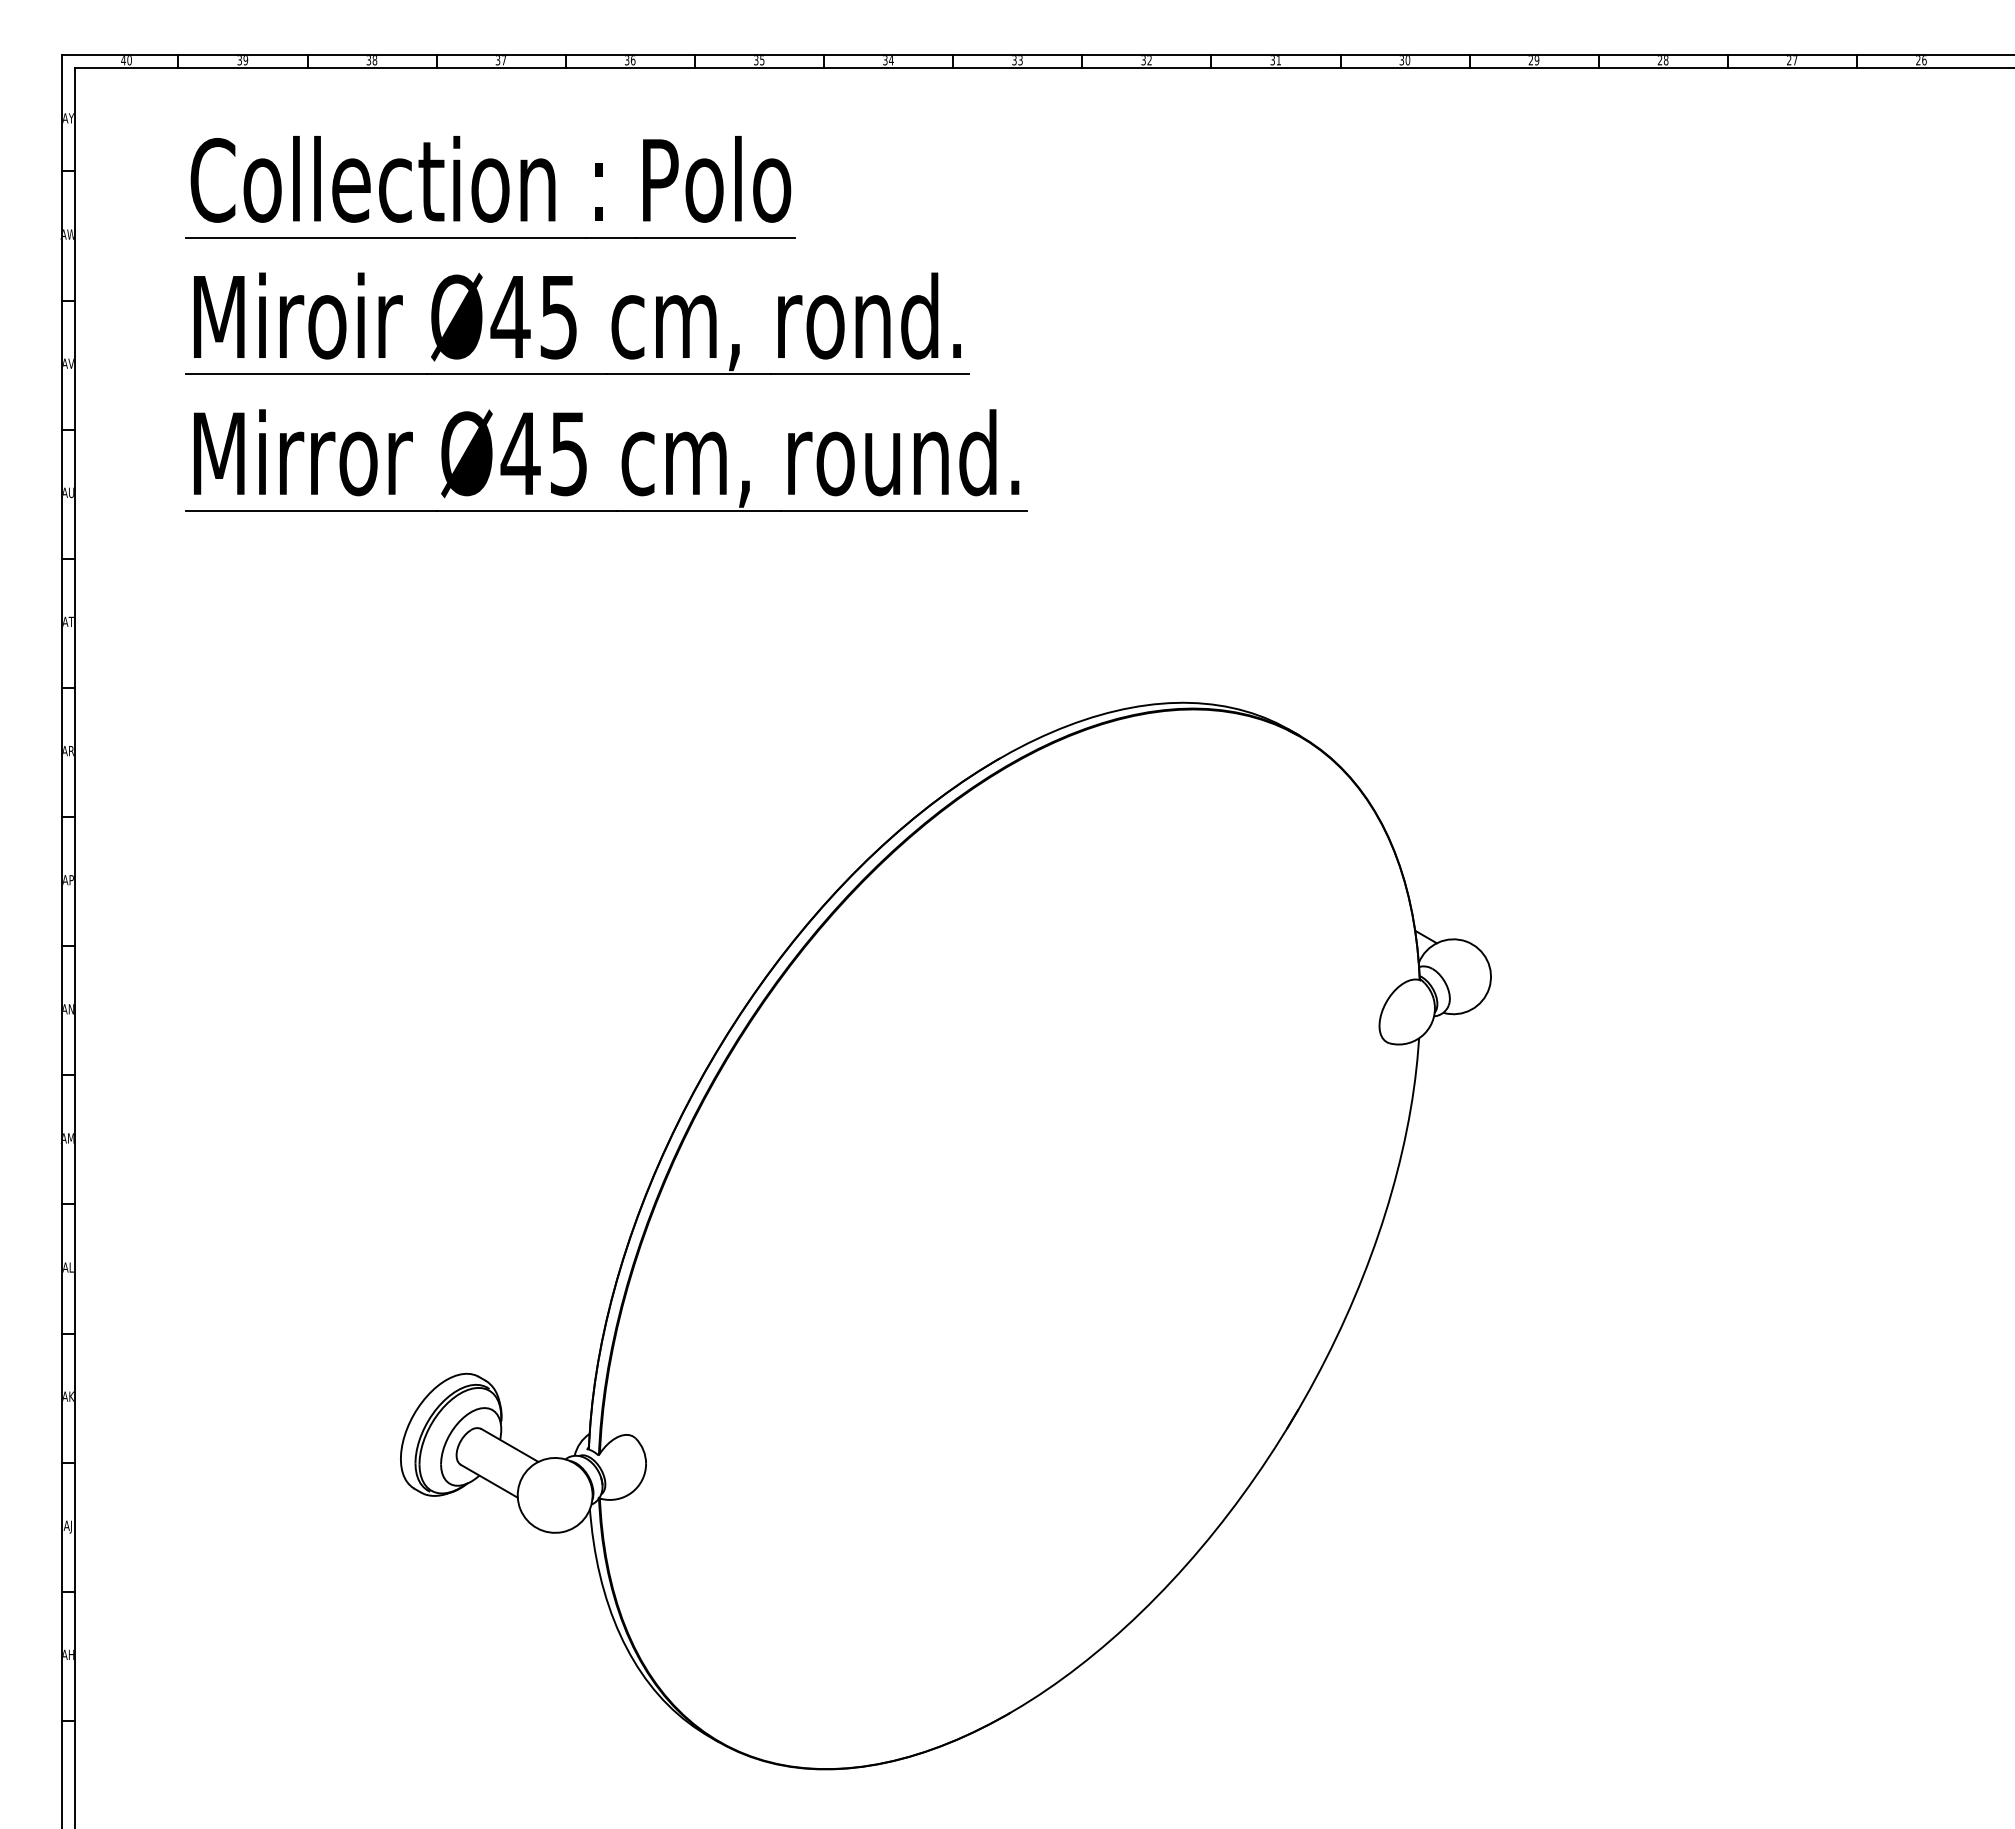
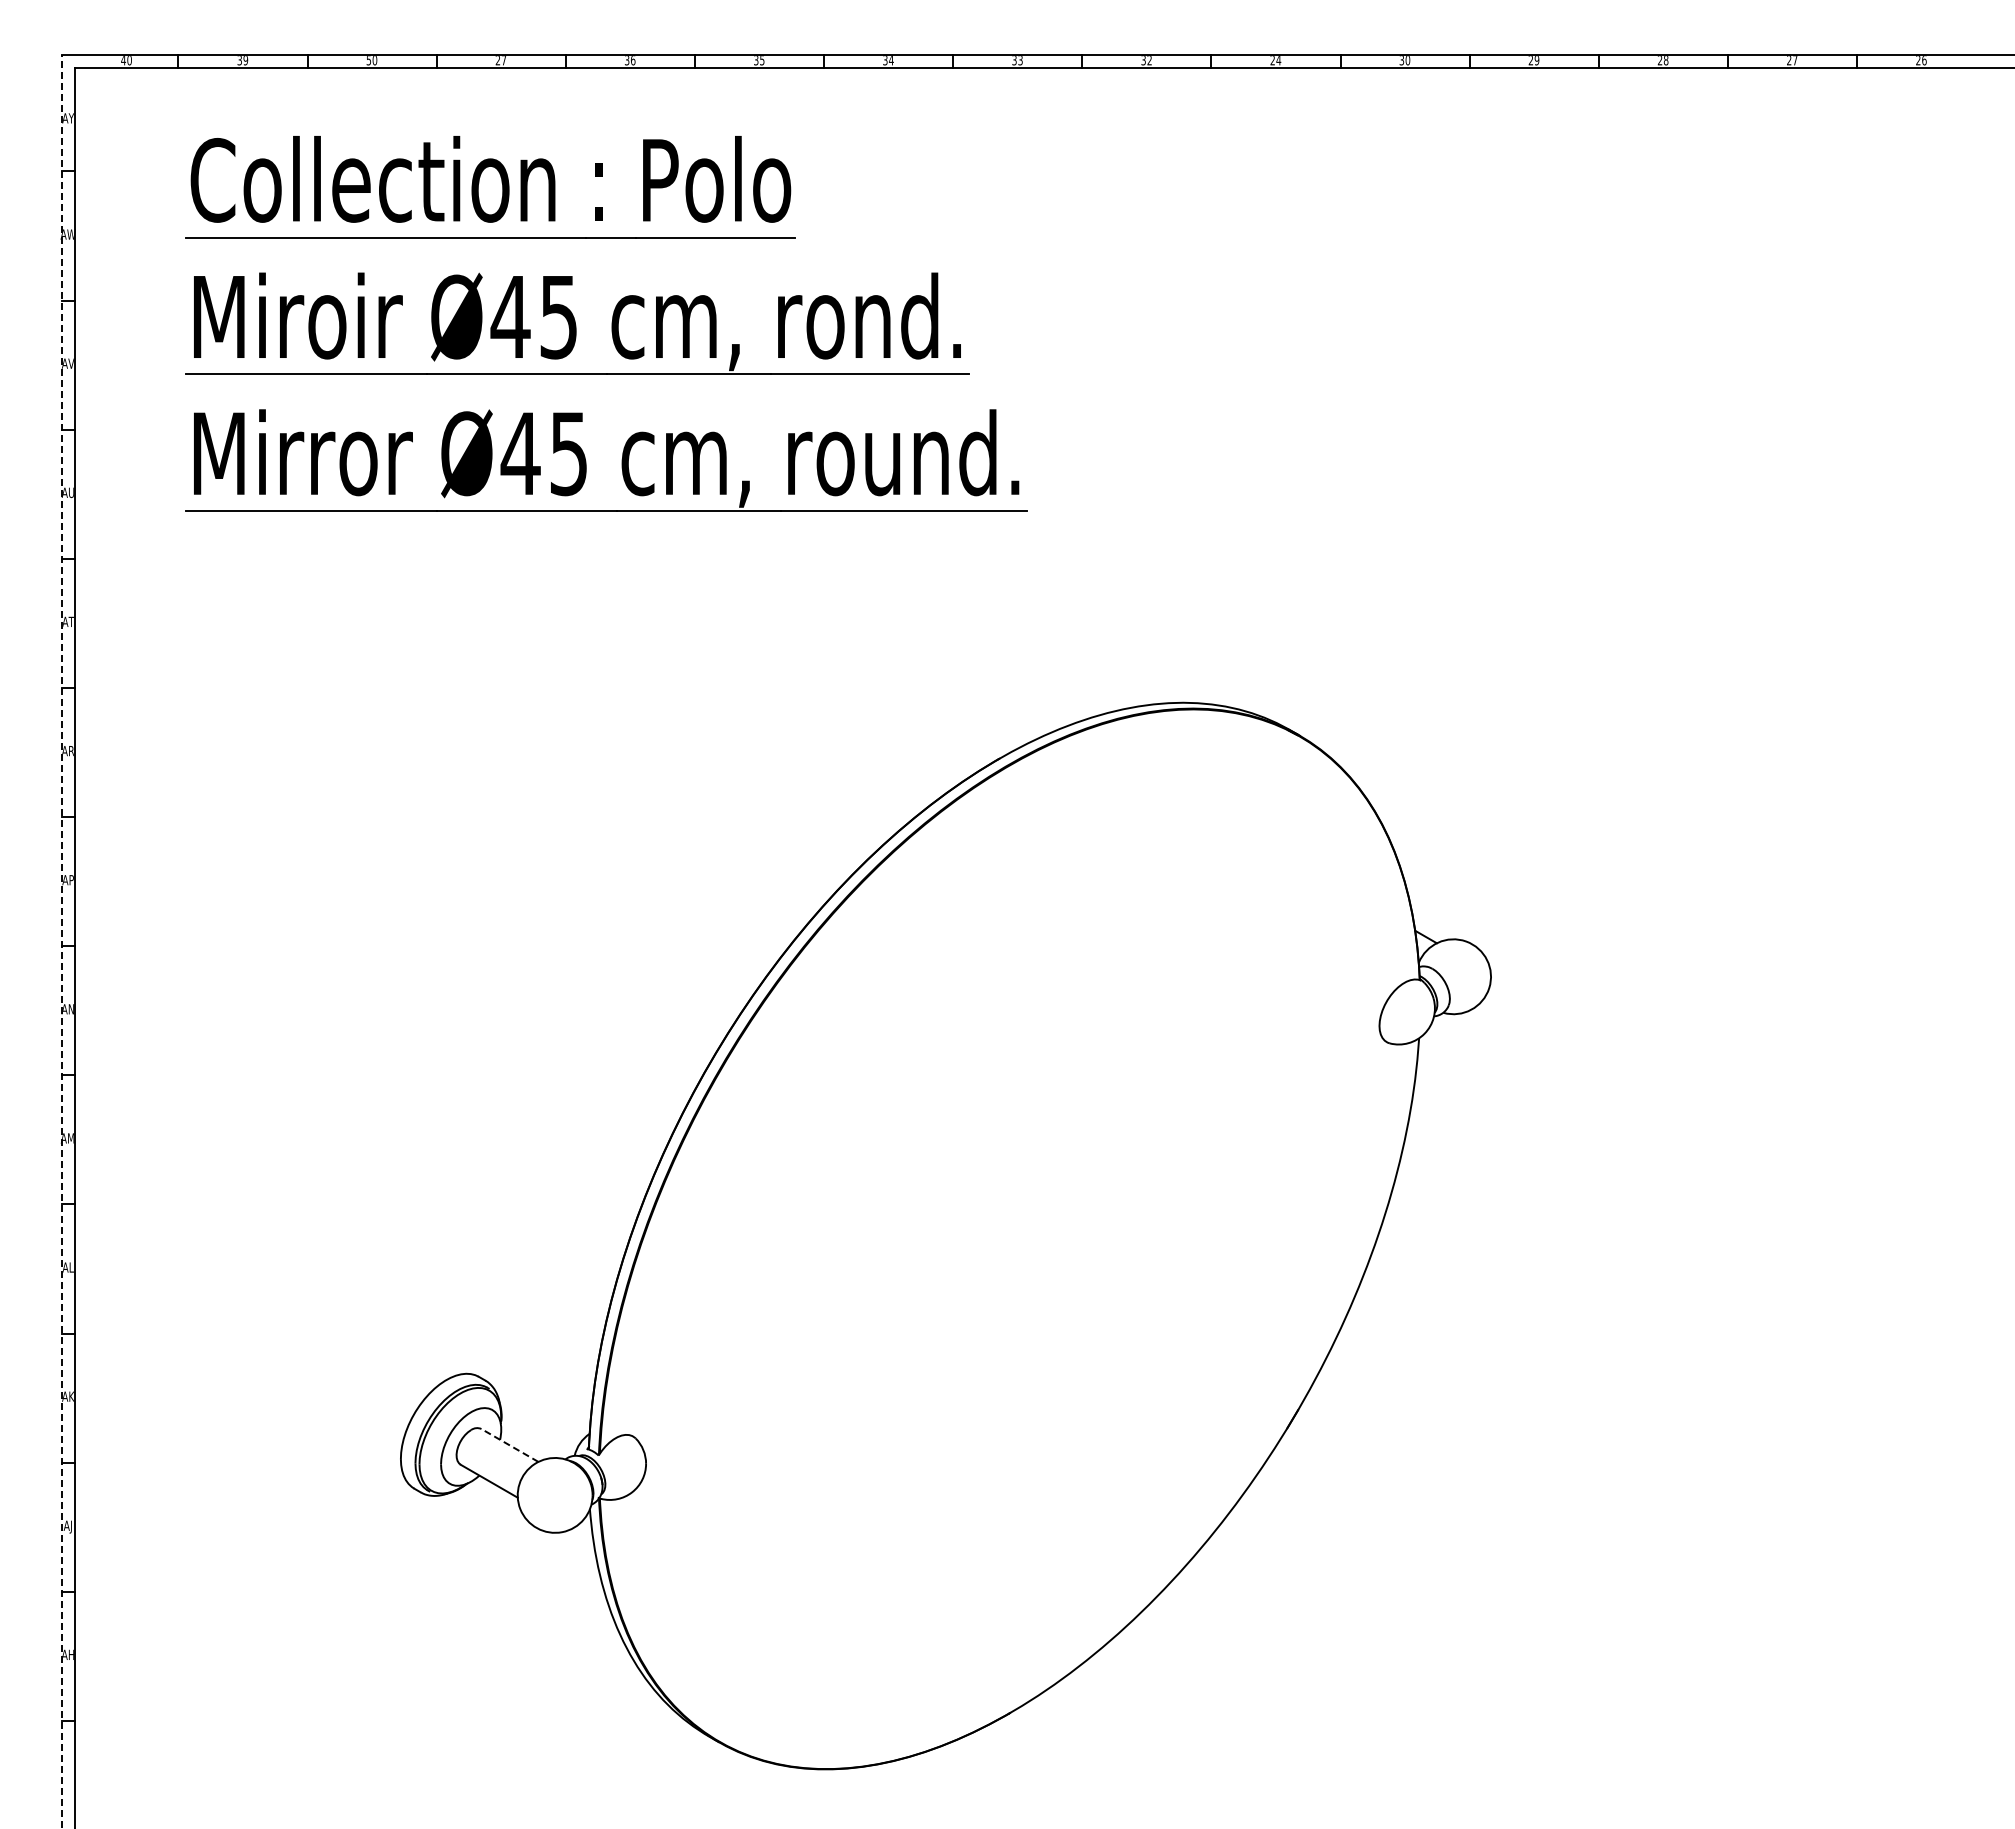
text: 38 -> 50 (372, 60)
text: 37 -> 27 (497, 60)
text: 31 -> 24 (1275, 60)
line: solid -> dashed (62, 942)
line: solid -> dashed (509, 1445)
